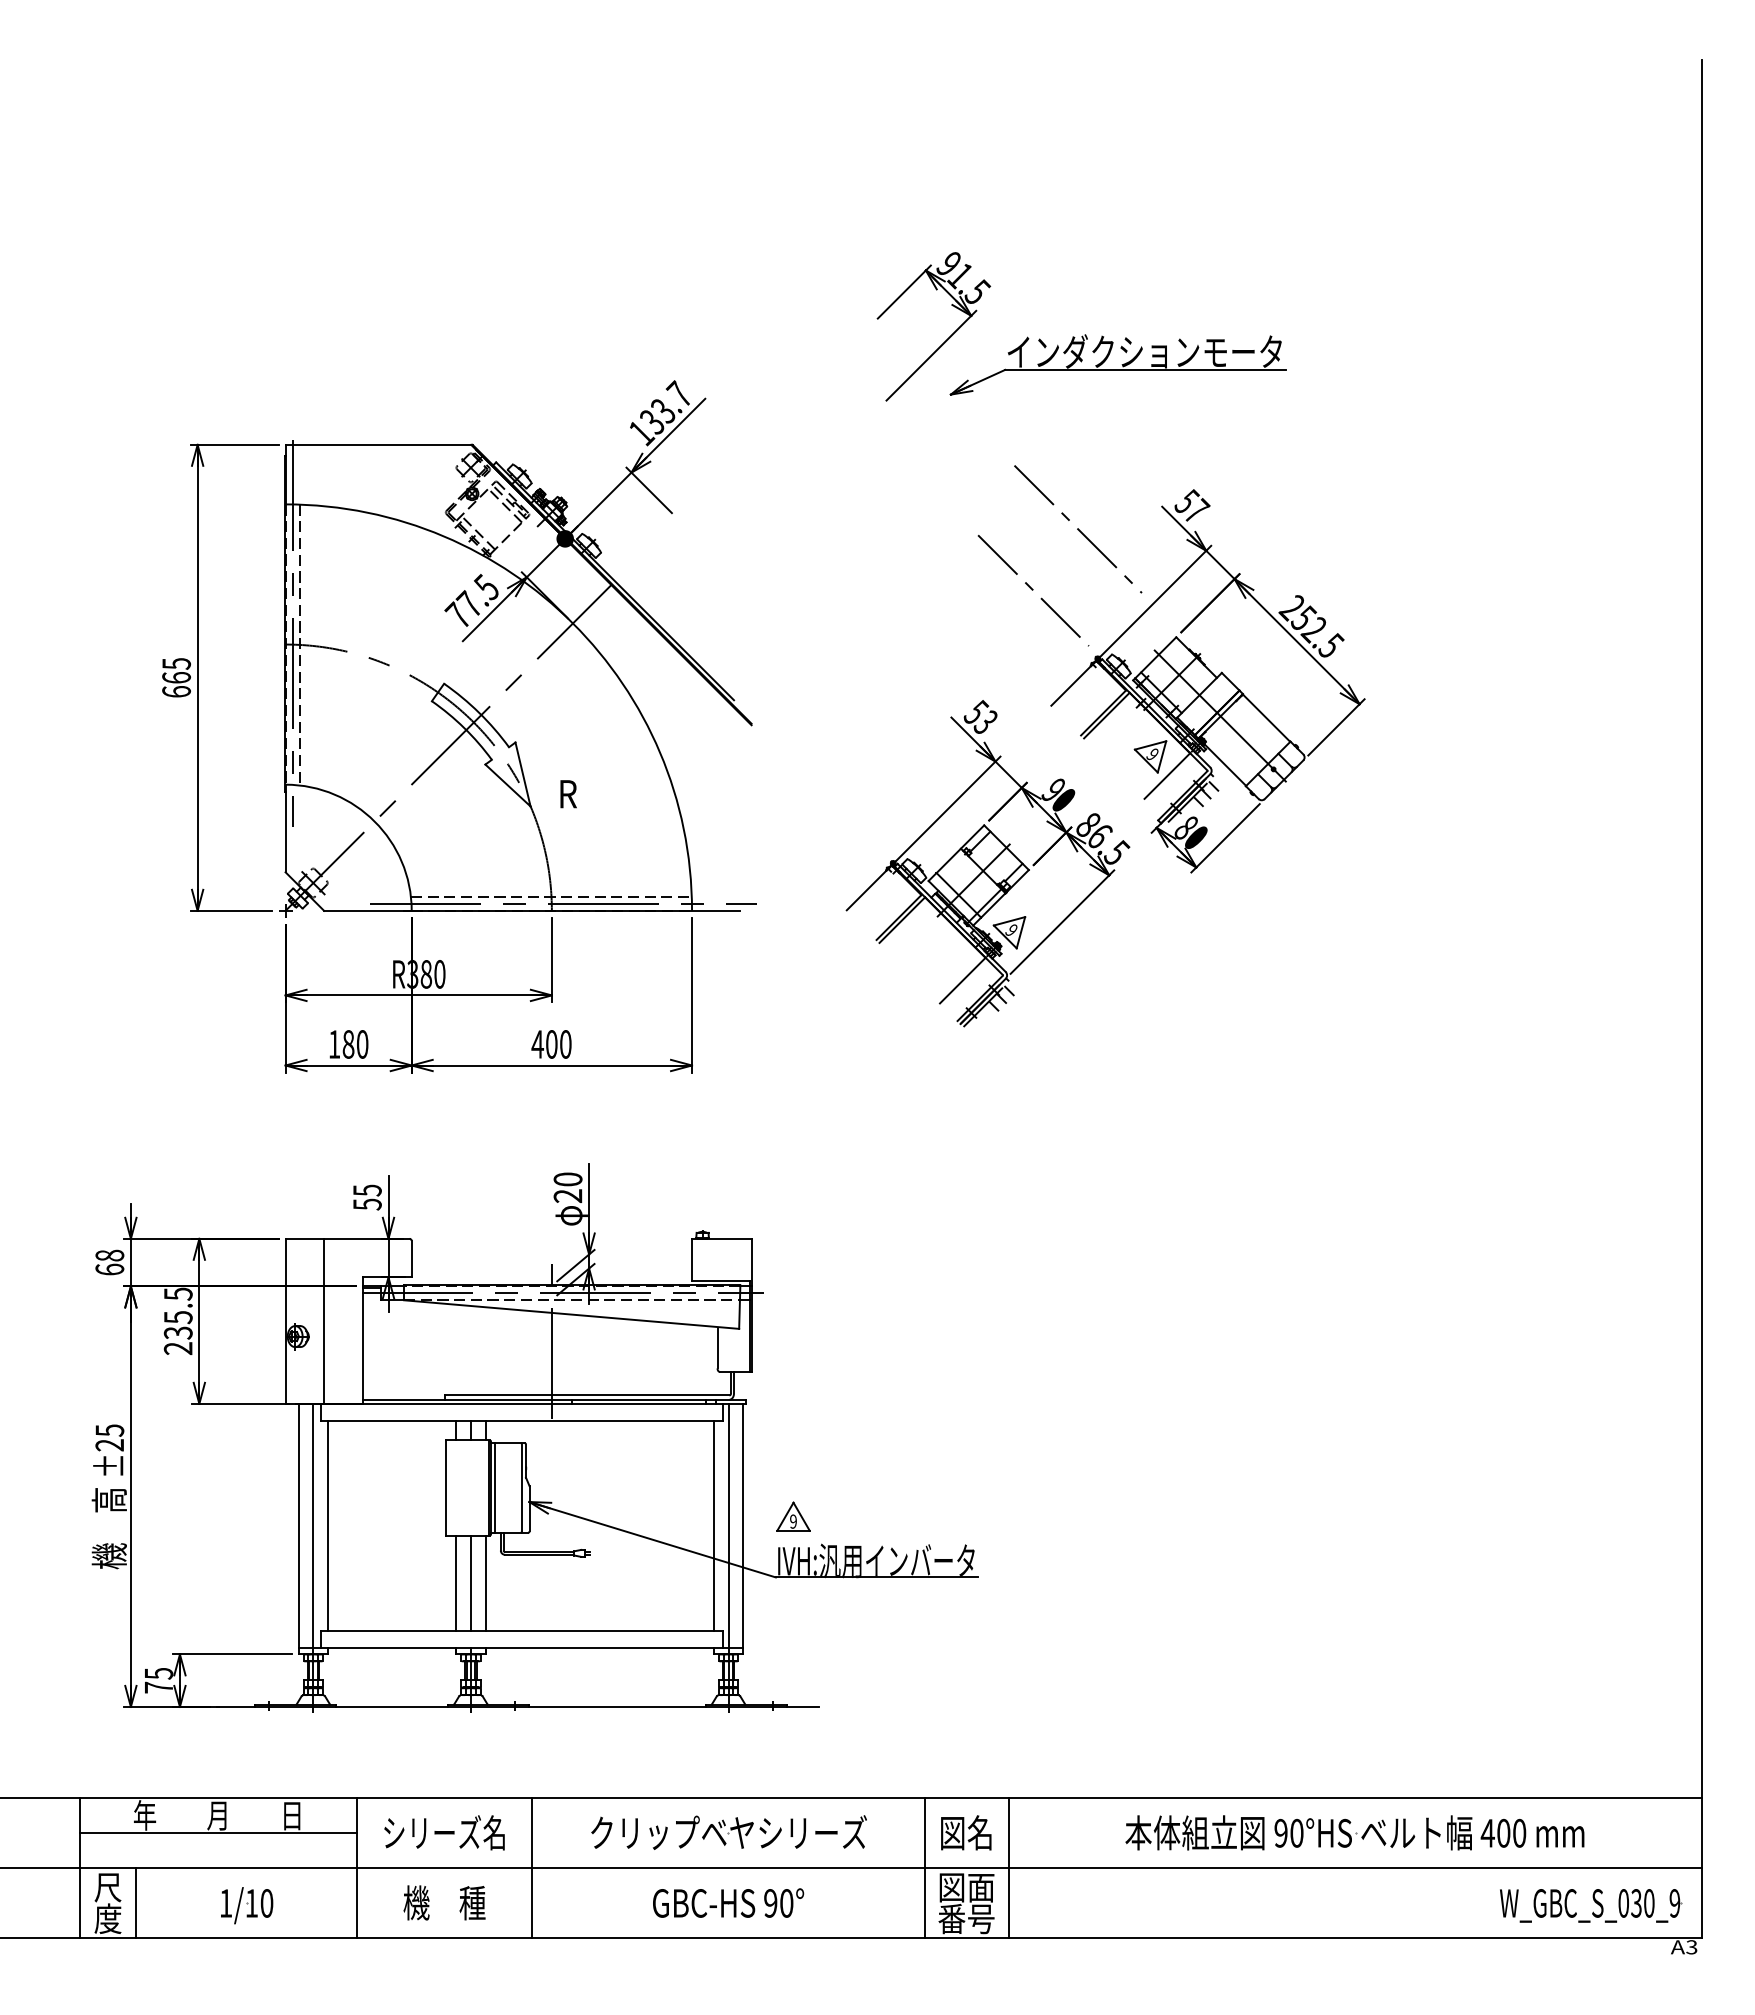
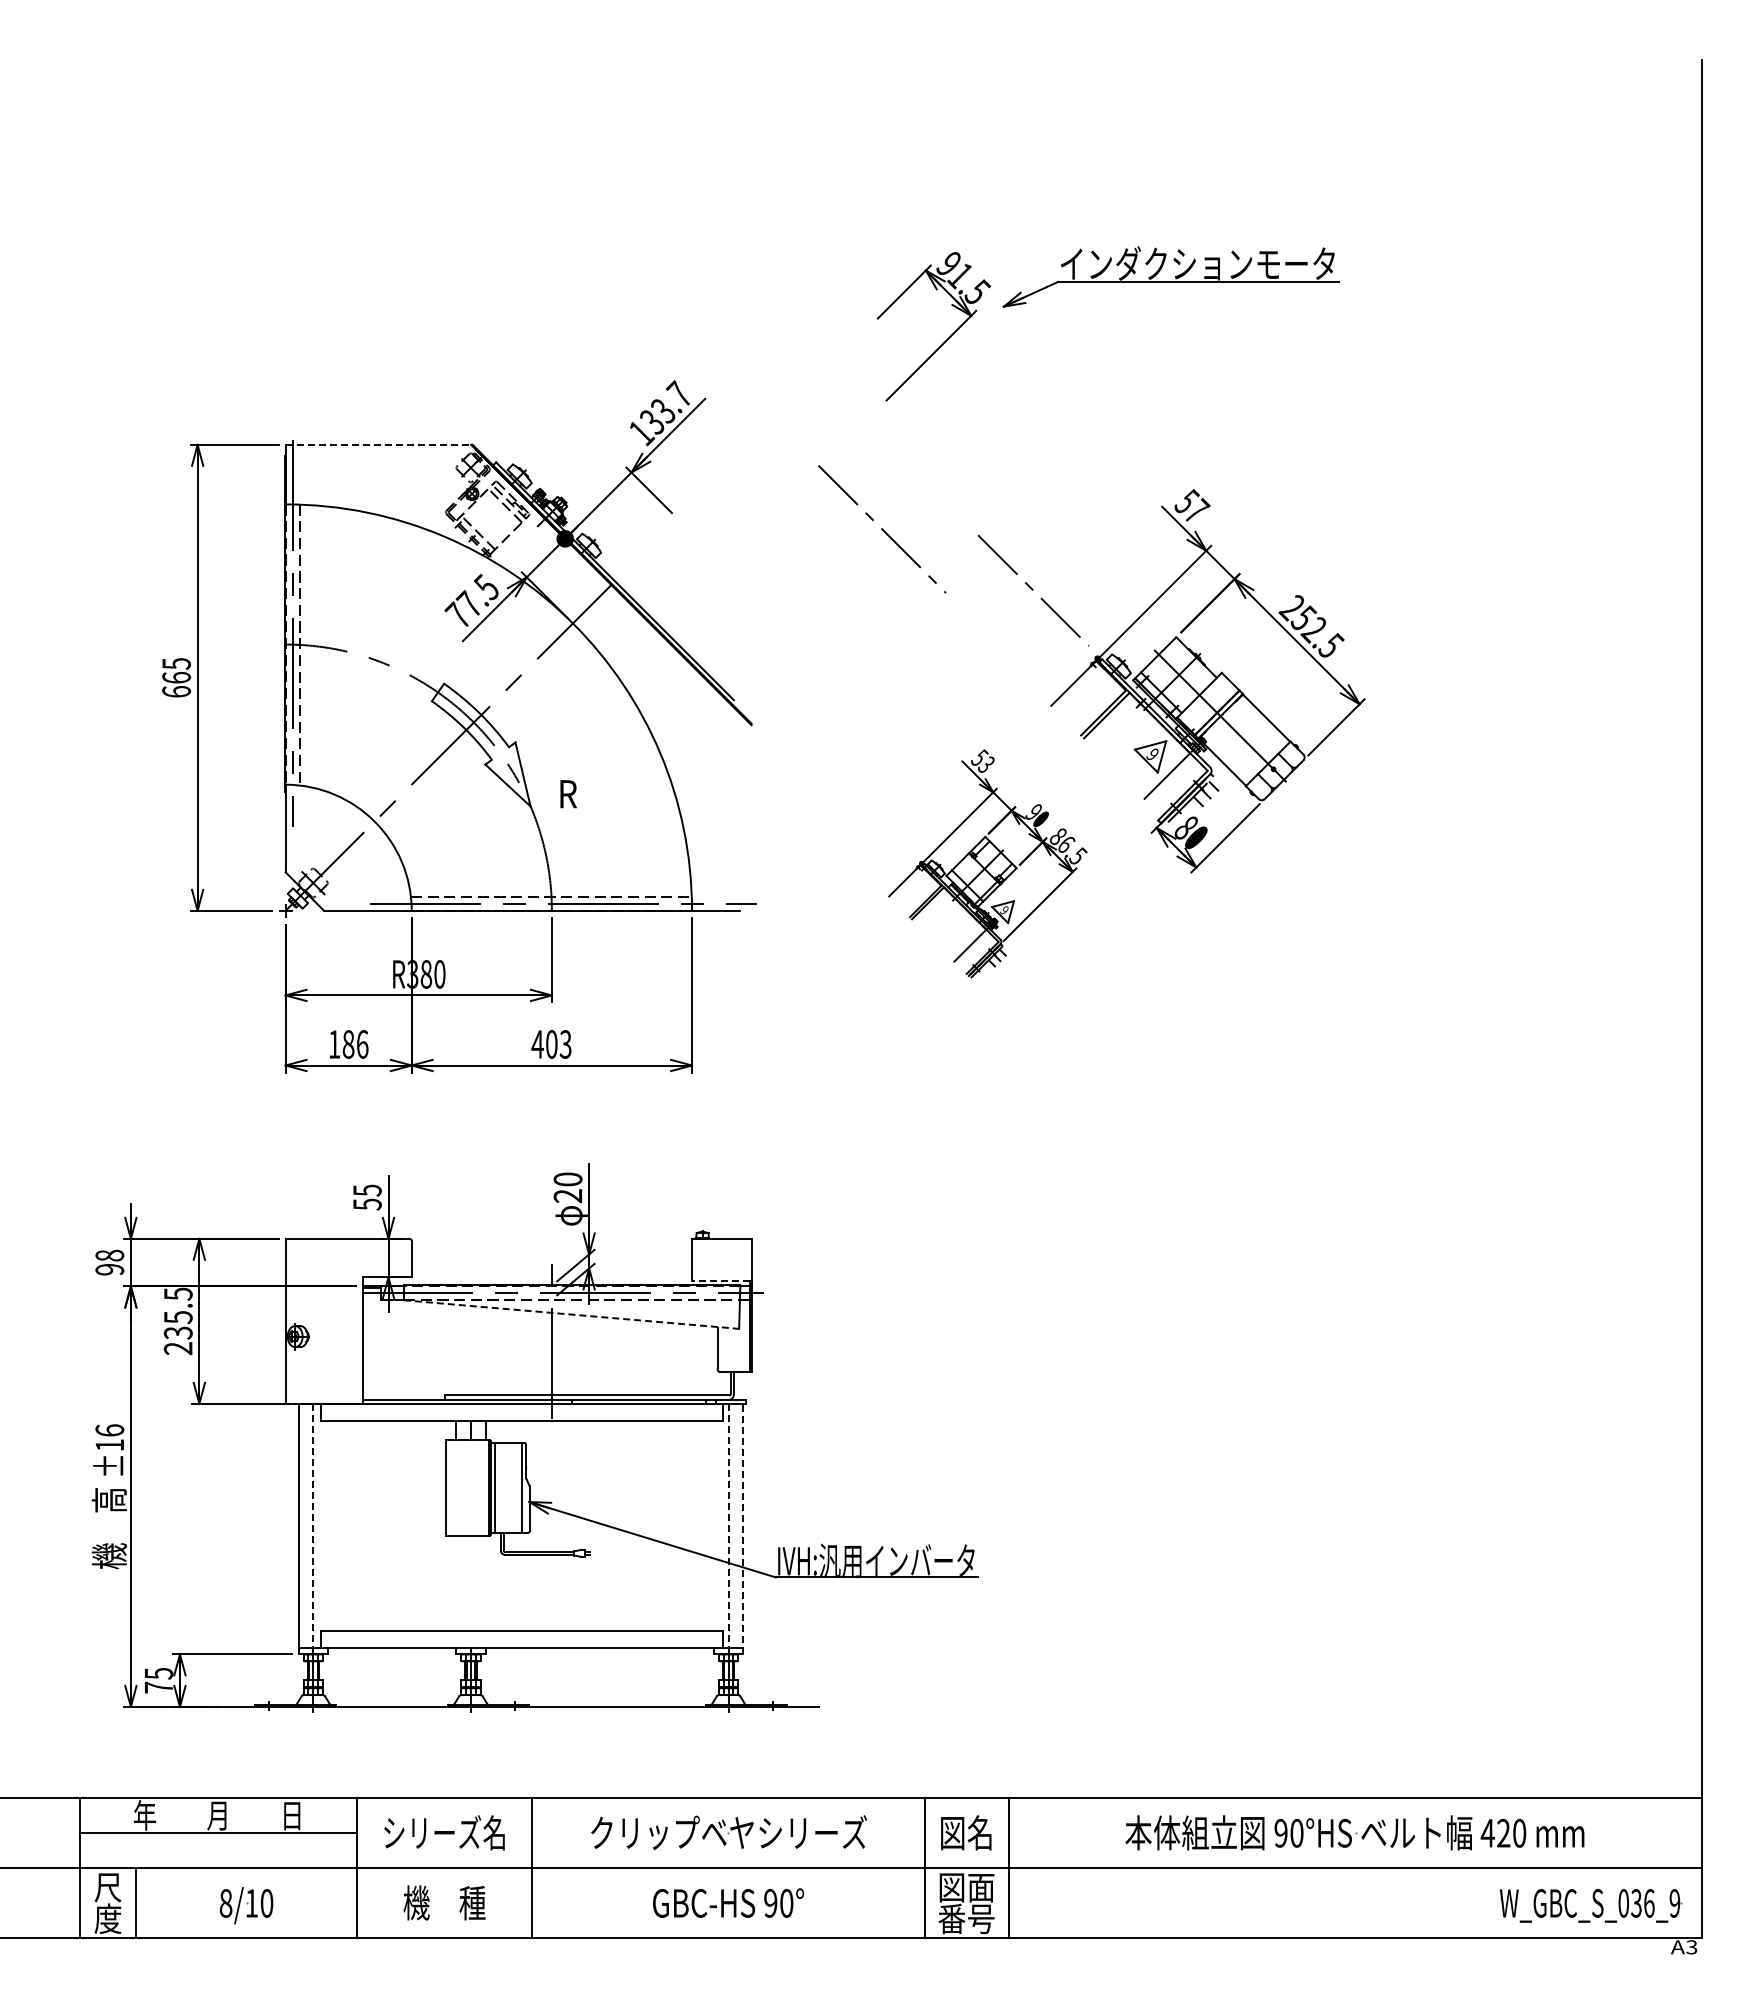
part position: (1117, 364) -> (1170, 276) (1170, 276)
line: solid -> dashed (379, 444)
line position: (1078, 529) -> (882, 529) (882, 529)
part size: 286x328 px -> 200x230 px (987, 863)
text: 180 -> 186 (362, 1044)
text: 400 -> 403 (565, 1044)
text: 68 -> 98 (109, 1269)
line: solid -> dashed (720, 1280)
line: solid -> dashed (572, 1314)
line: present -> none (324, 1320)
text: ±25 -> ±16 (109, 1437)
part: present -> none (793, 1516)
line: present -> none (327, 1525)
line: present -> none (713, 1525)
line: solid -> dashed (743, 1528)
line: solid -> dashed (313, 1529)
line: solid -> dashed (728, 1529)
line: present -> none (456, 1582)
line: present -> none (470, 1582)
line: present -> none (485, 1582)
text: 400 -> 420 (1503, 1833)
text: 1/10 -> 8/10 (225, 1903)
text: W_GBC_S_030_9 -> W_GBC_S_036_9 (1649, 1903)
